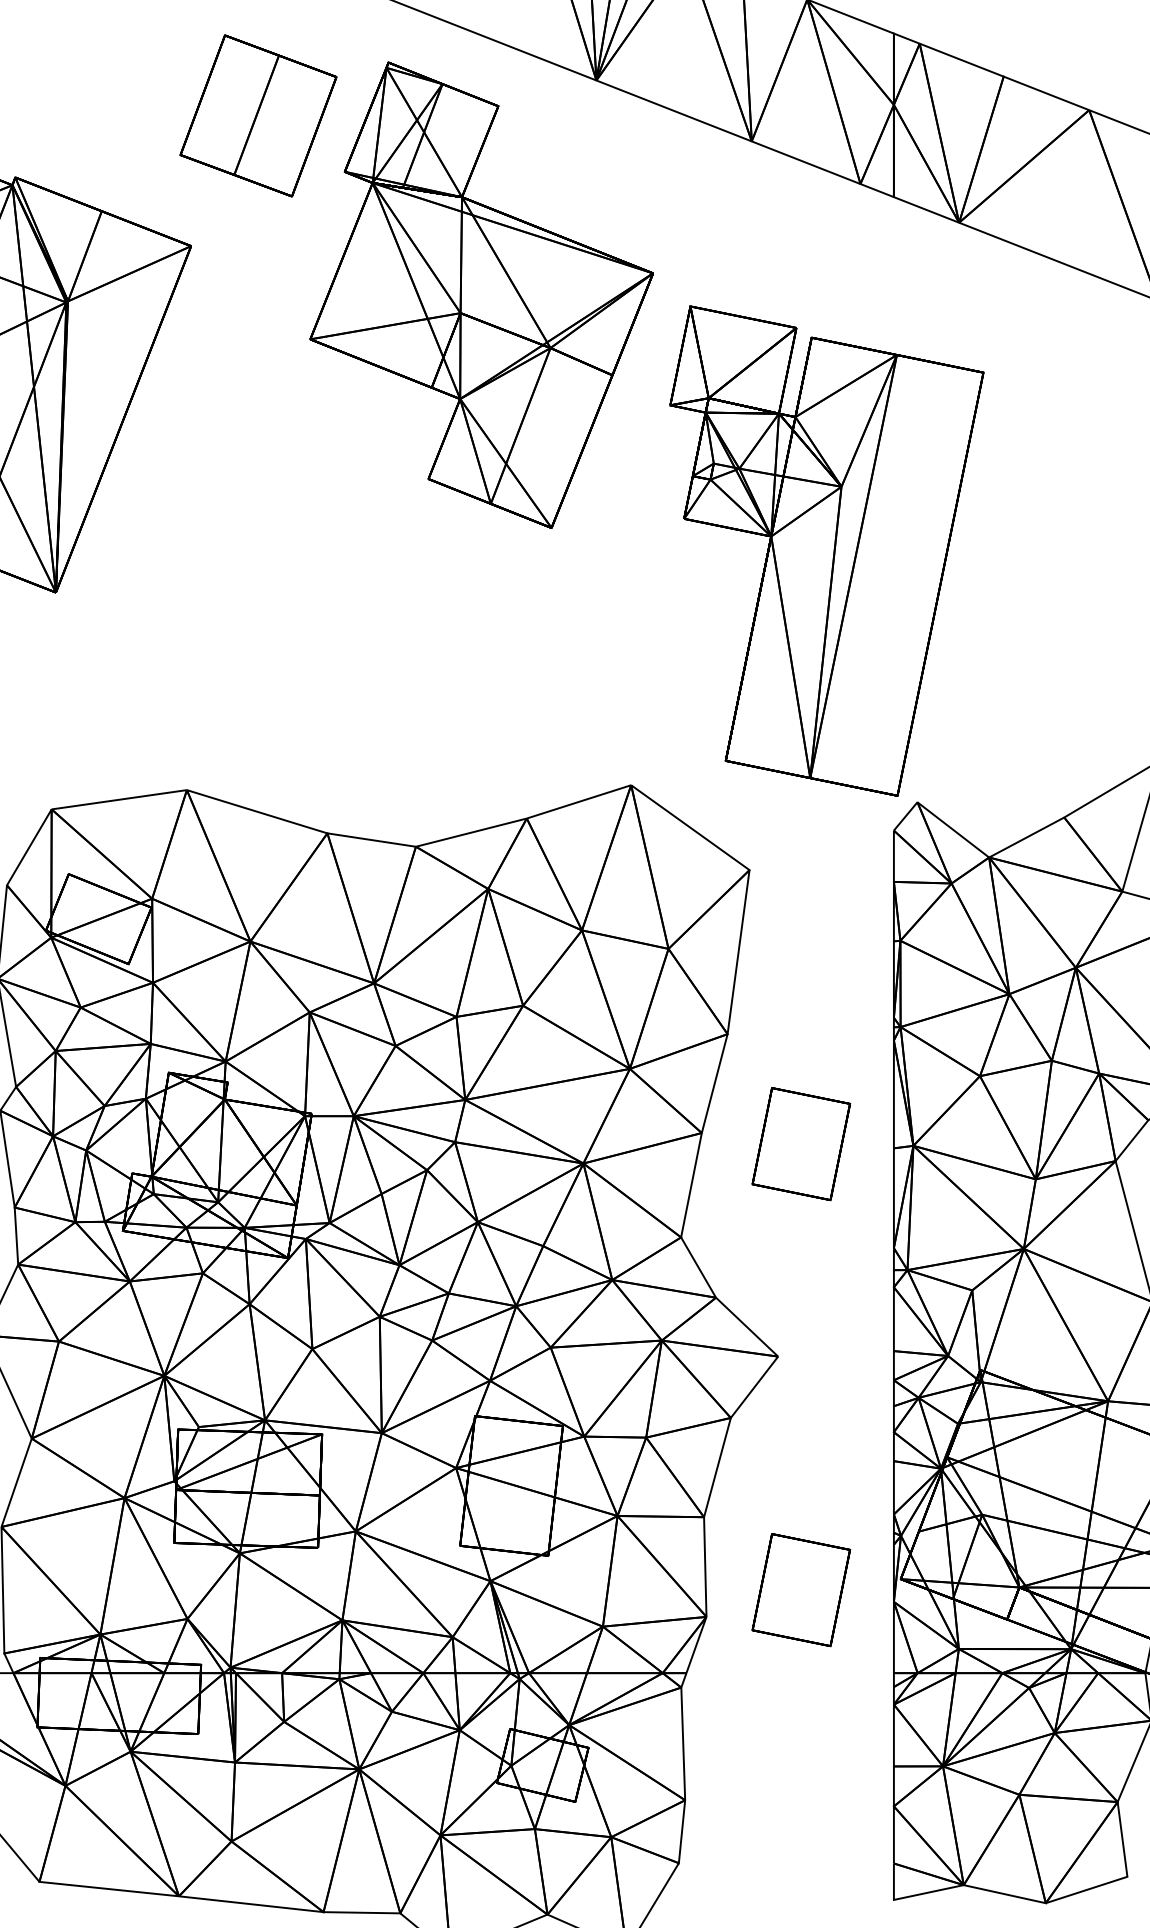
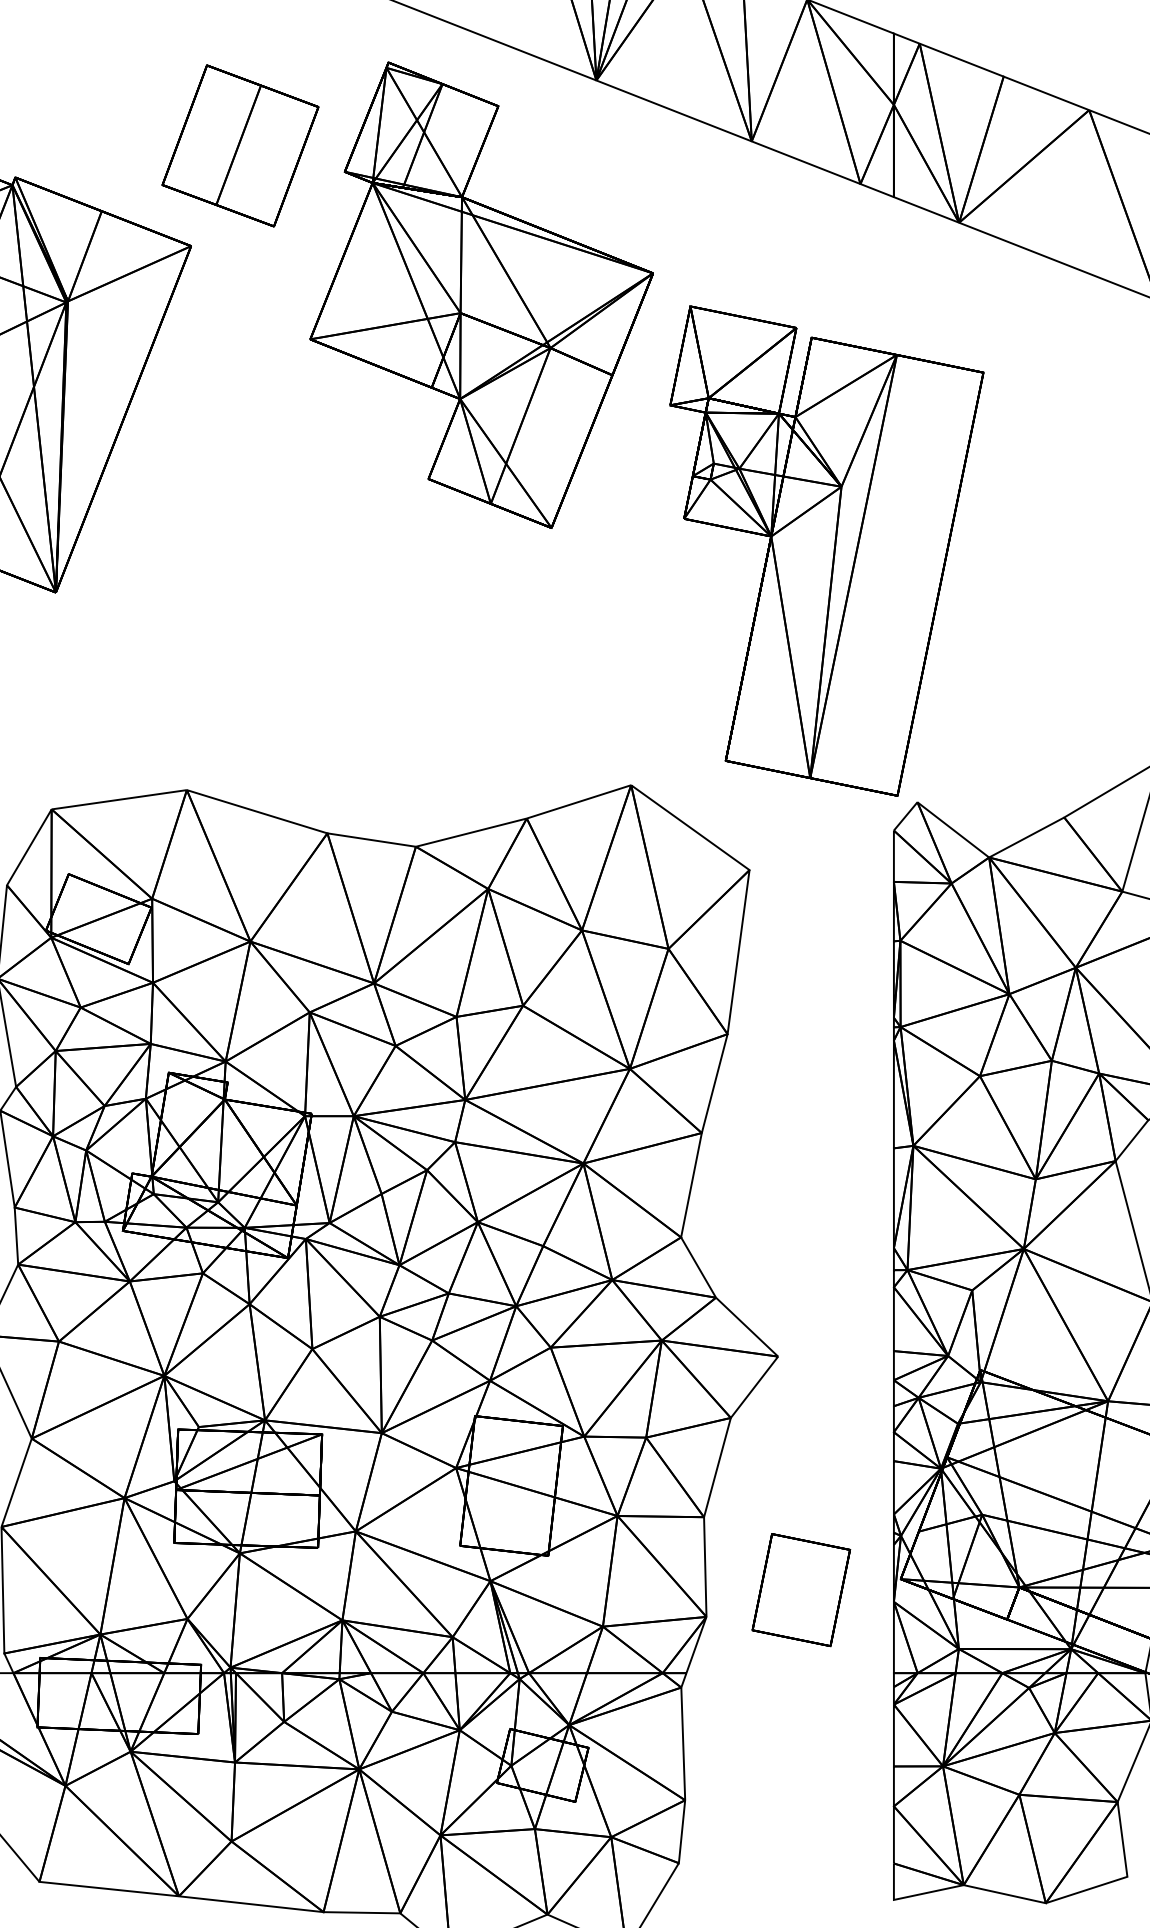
part position: (258, 115) -> (240, 145) (240, 145)
part: present -> none (801, 1144)
